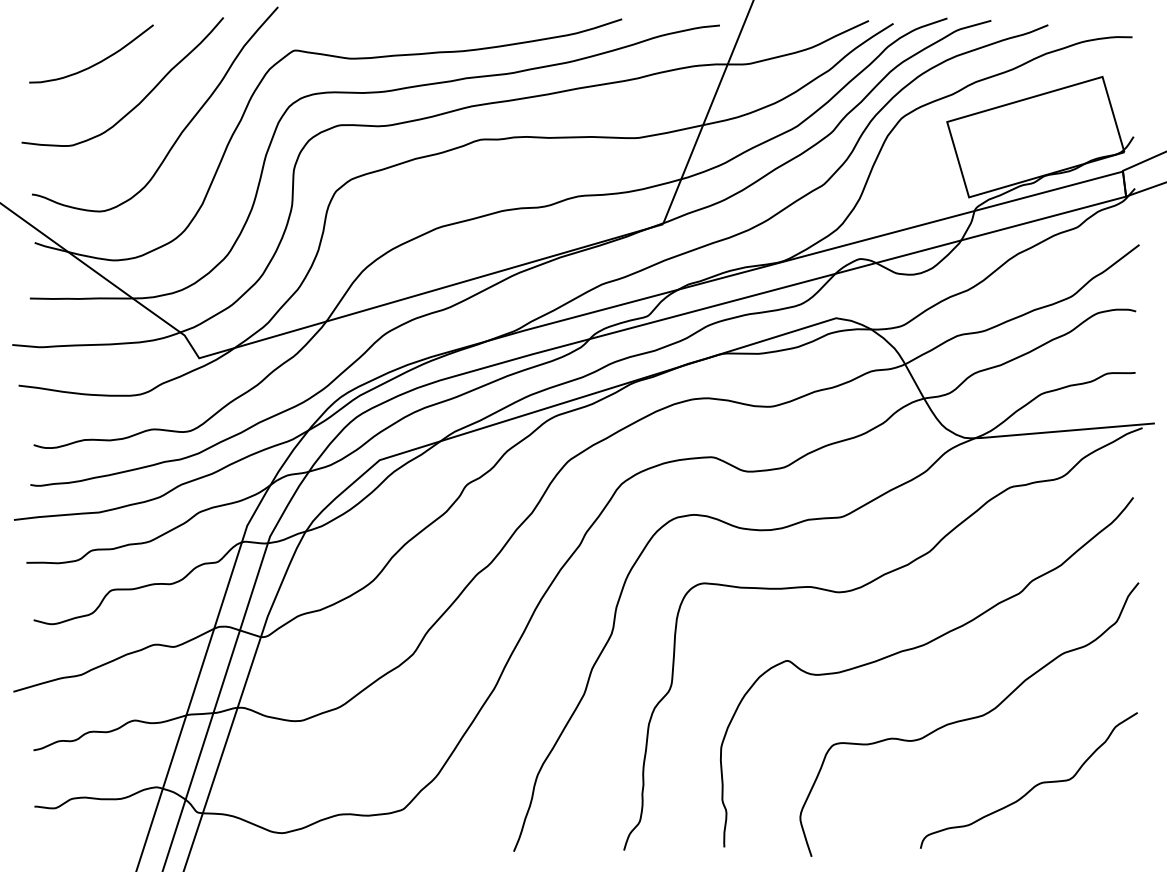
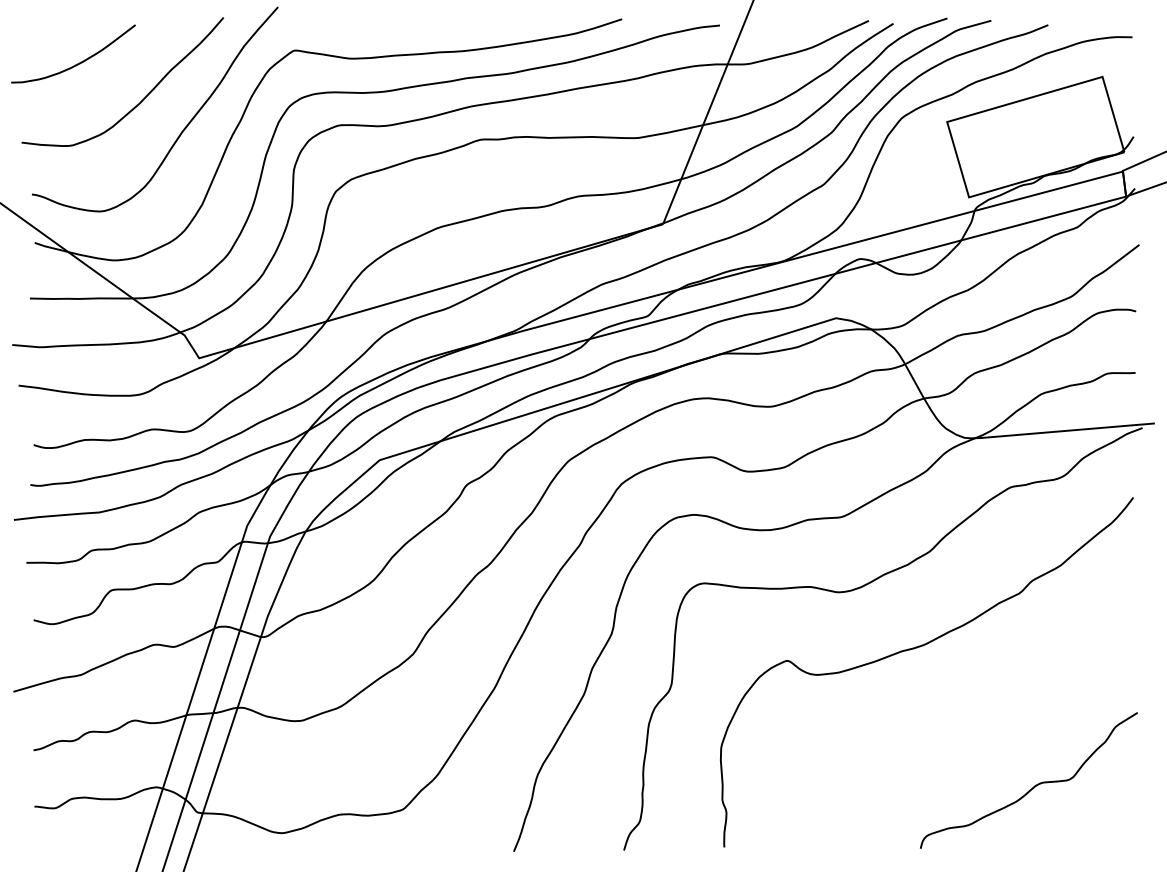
curve position: (95, 63) -> (77, 63) (77, 63)
curve: present -> none (969, 719)
